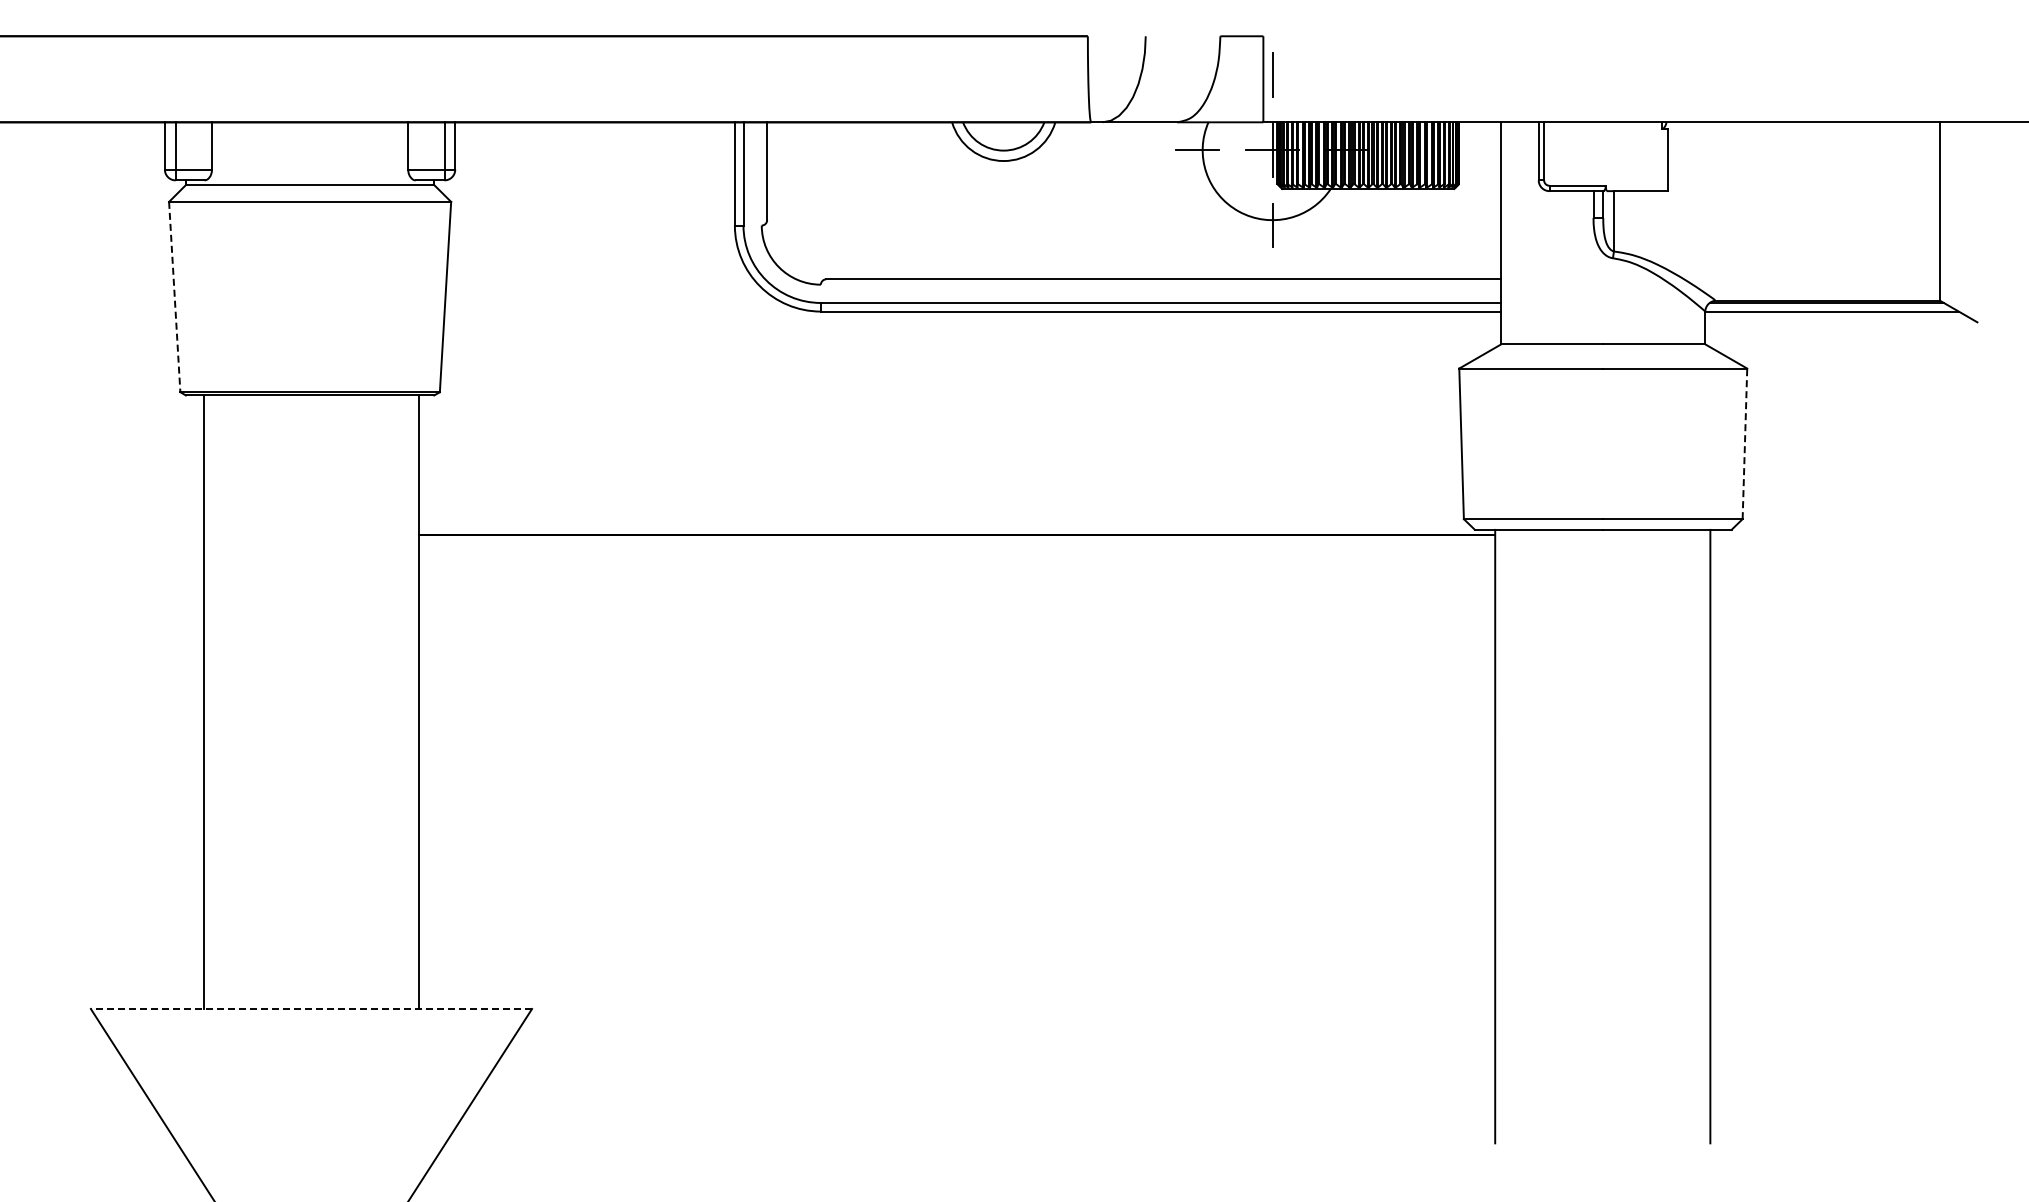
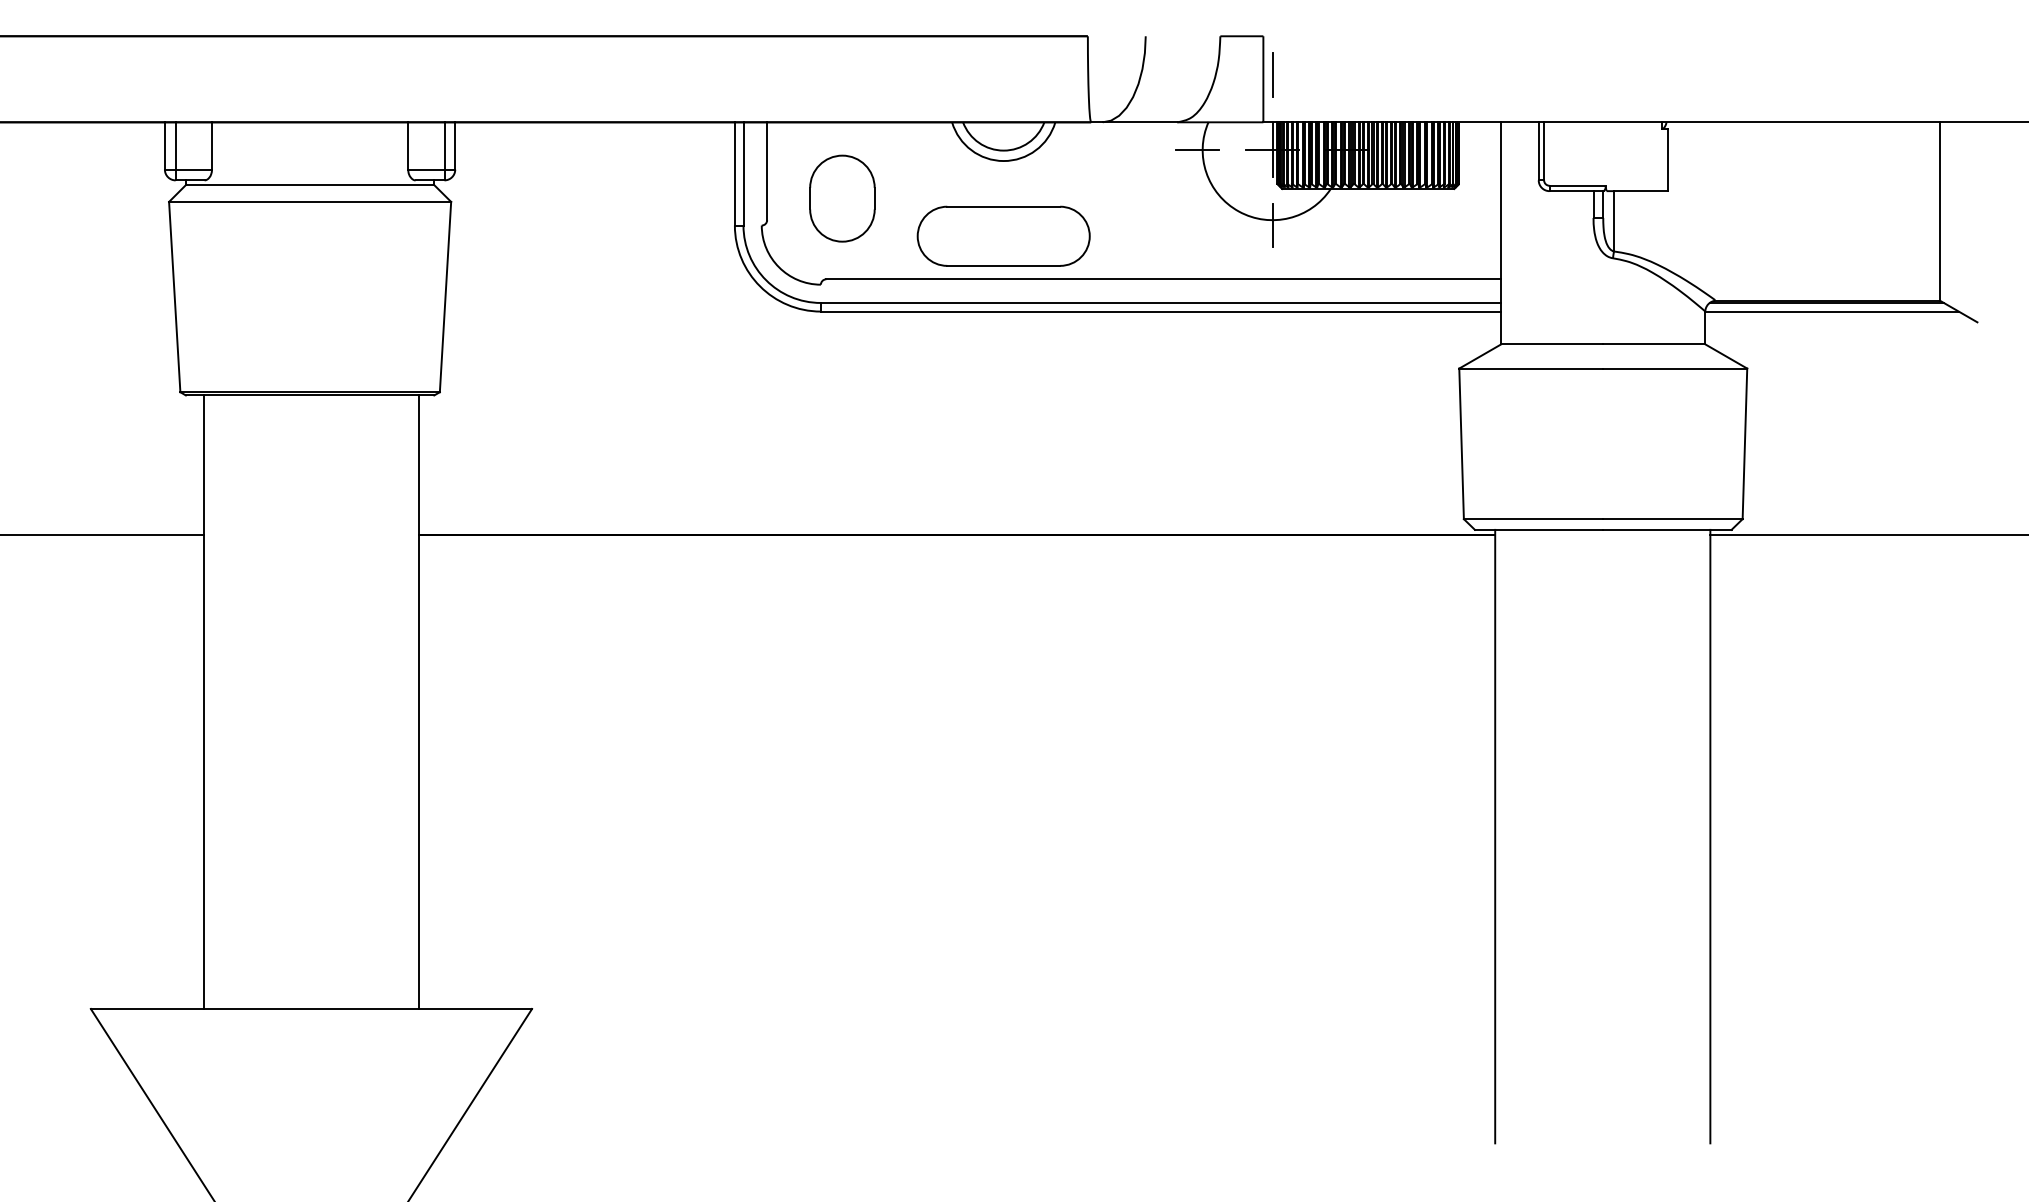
part: none -> present (842, 198)
part: none -> present (1003, 235)
line: dashed -> solid (174, 297)
line: dashed -> solid (1744, 443)
line: none -> present (102, 535)
line: none -> present (1867, 535)
line: dashed -> solid (311, 1008)
